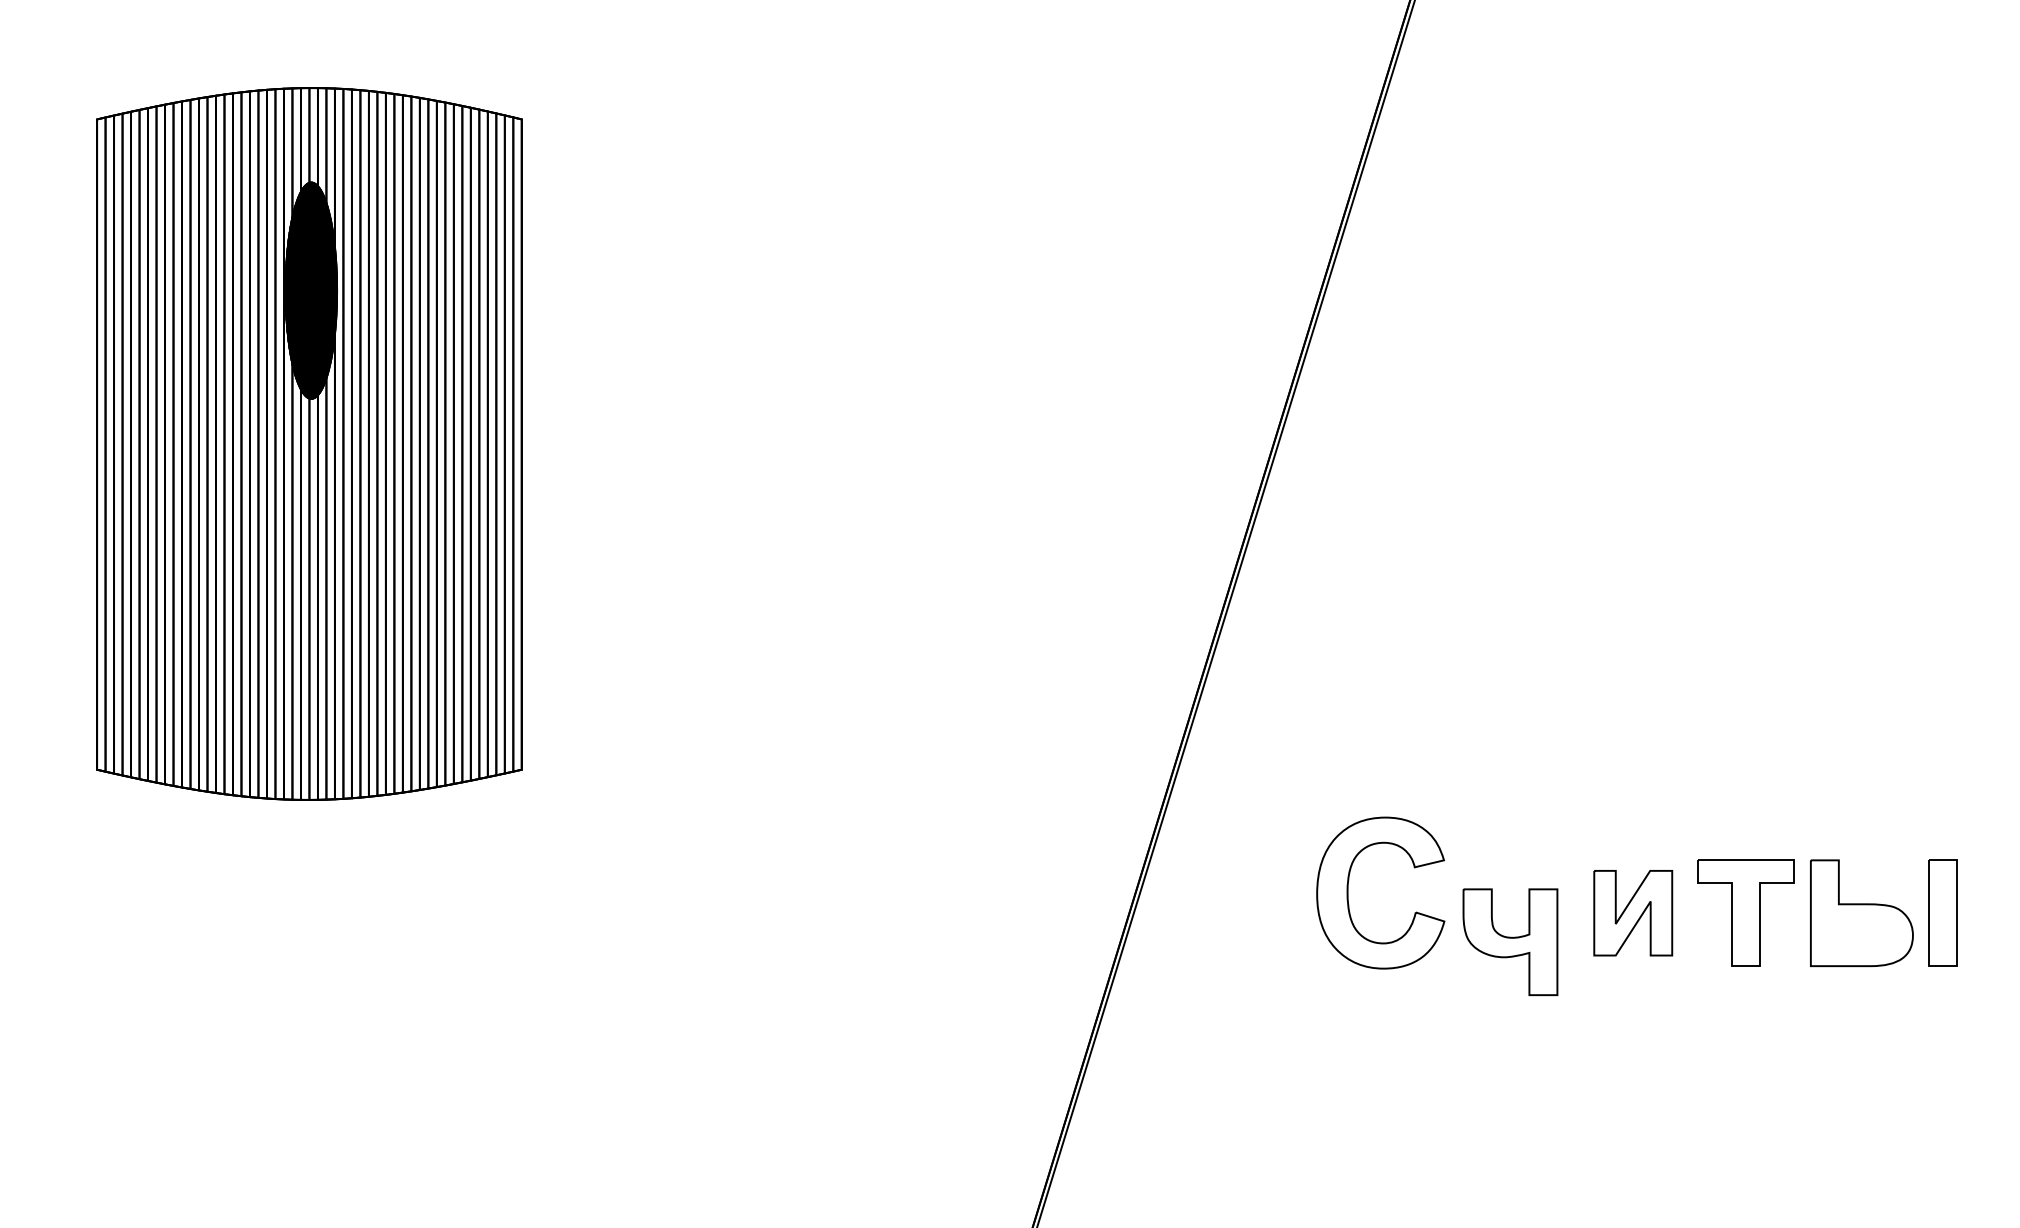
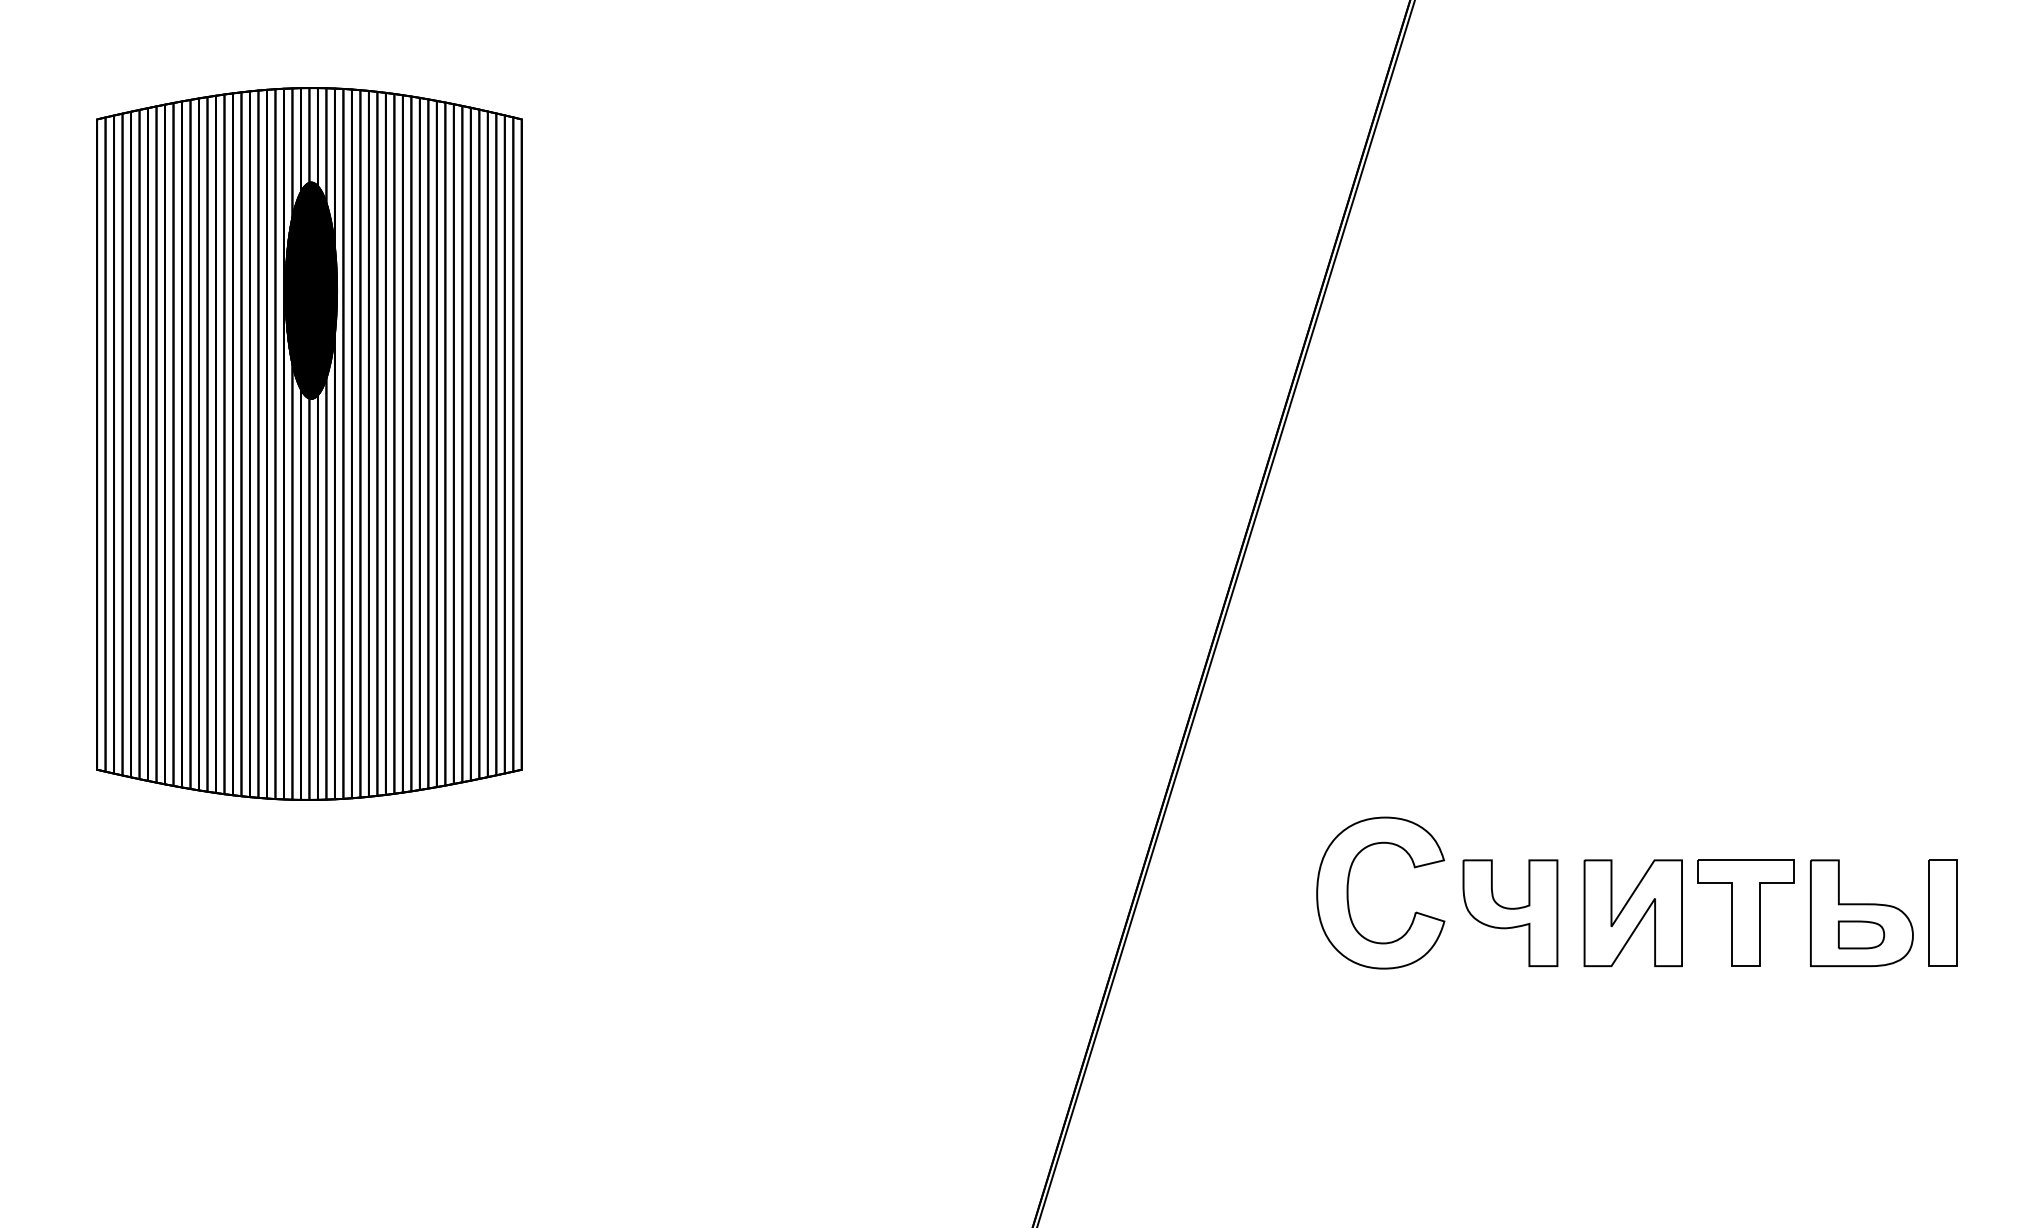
part size: 81x87 px -> 100x108 px (1632, 912)
part: none -> present (1861, 934)
part position: (1510, 941) -> (1510, 912) (1510, 912)
